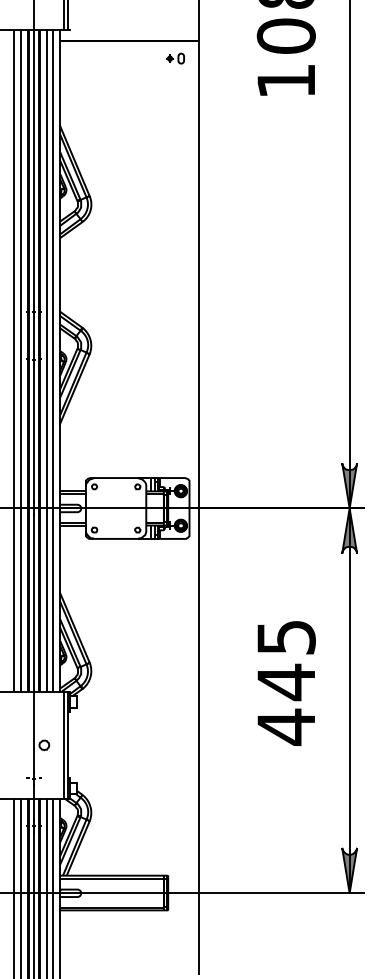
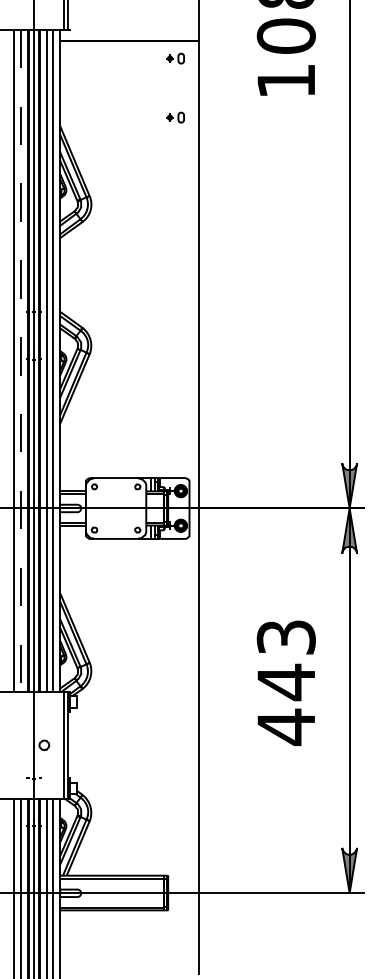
part: none -> present (175, 117)
line: solid -> dashed (21, 360)
text: 445 -> 443 (285, 637)
